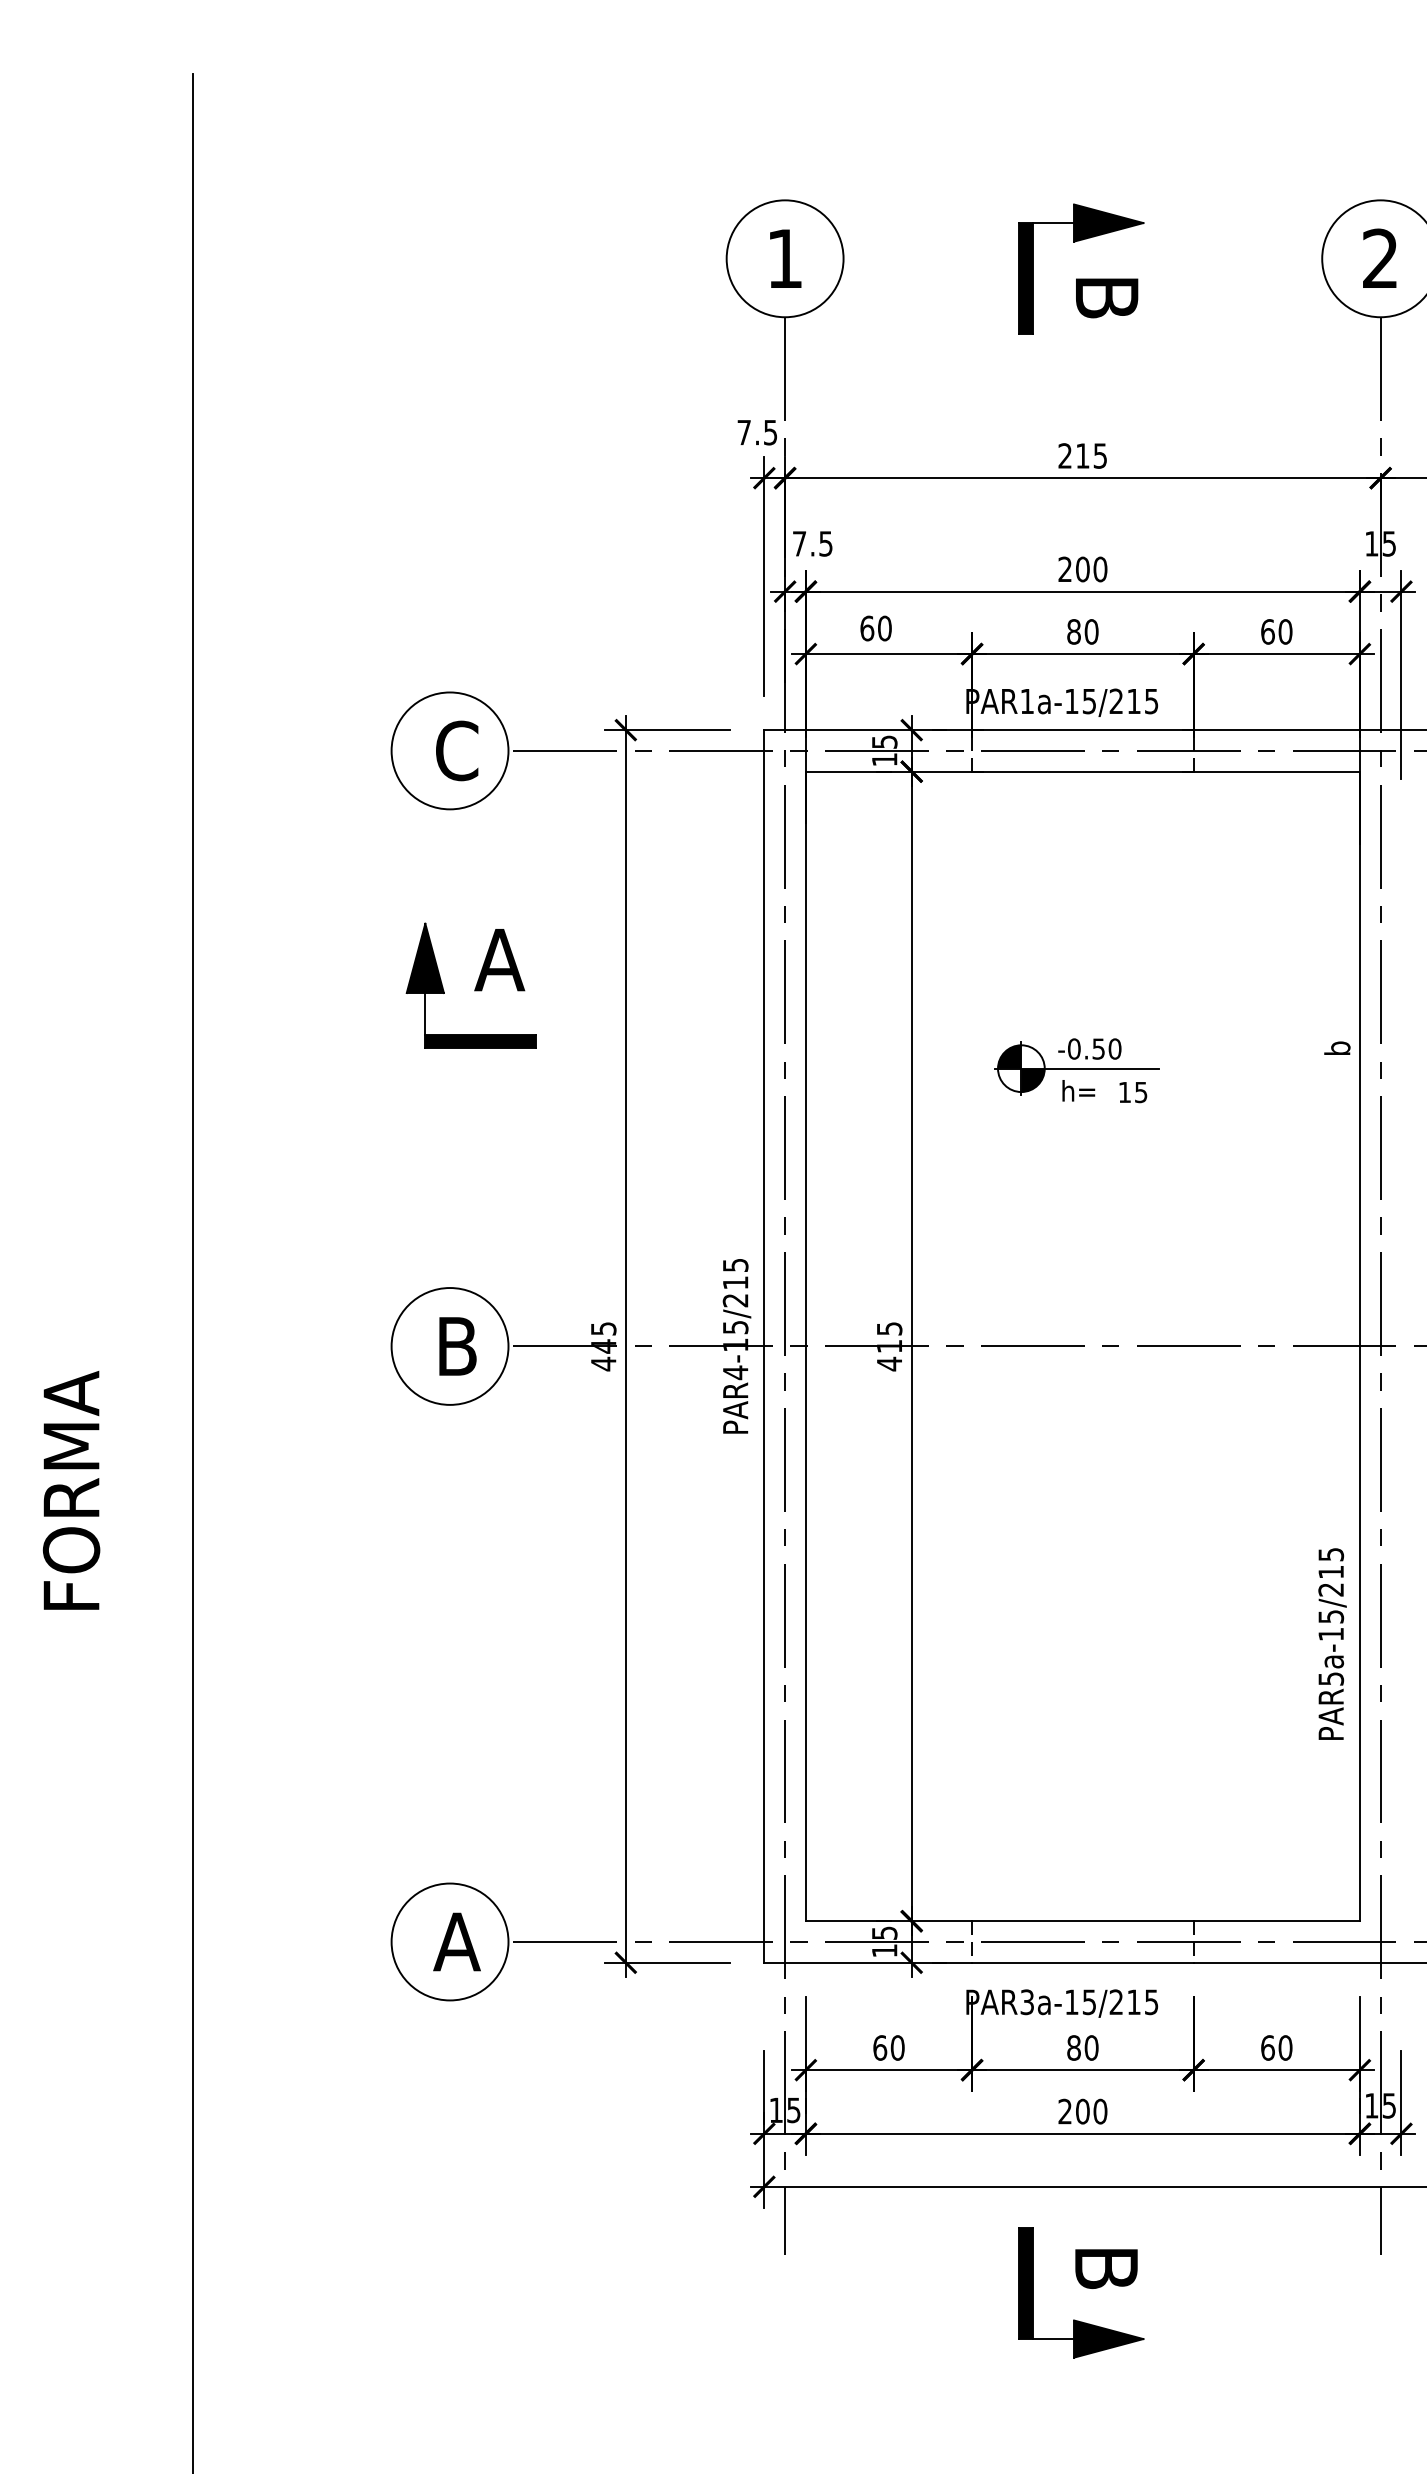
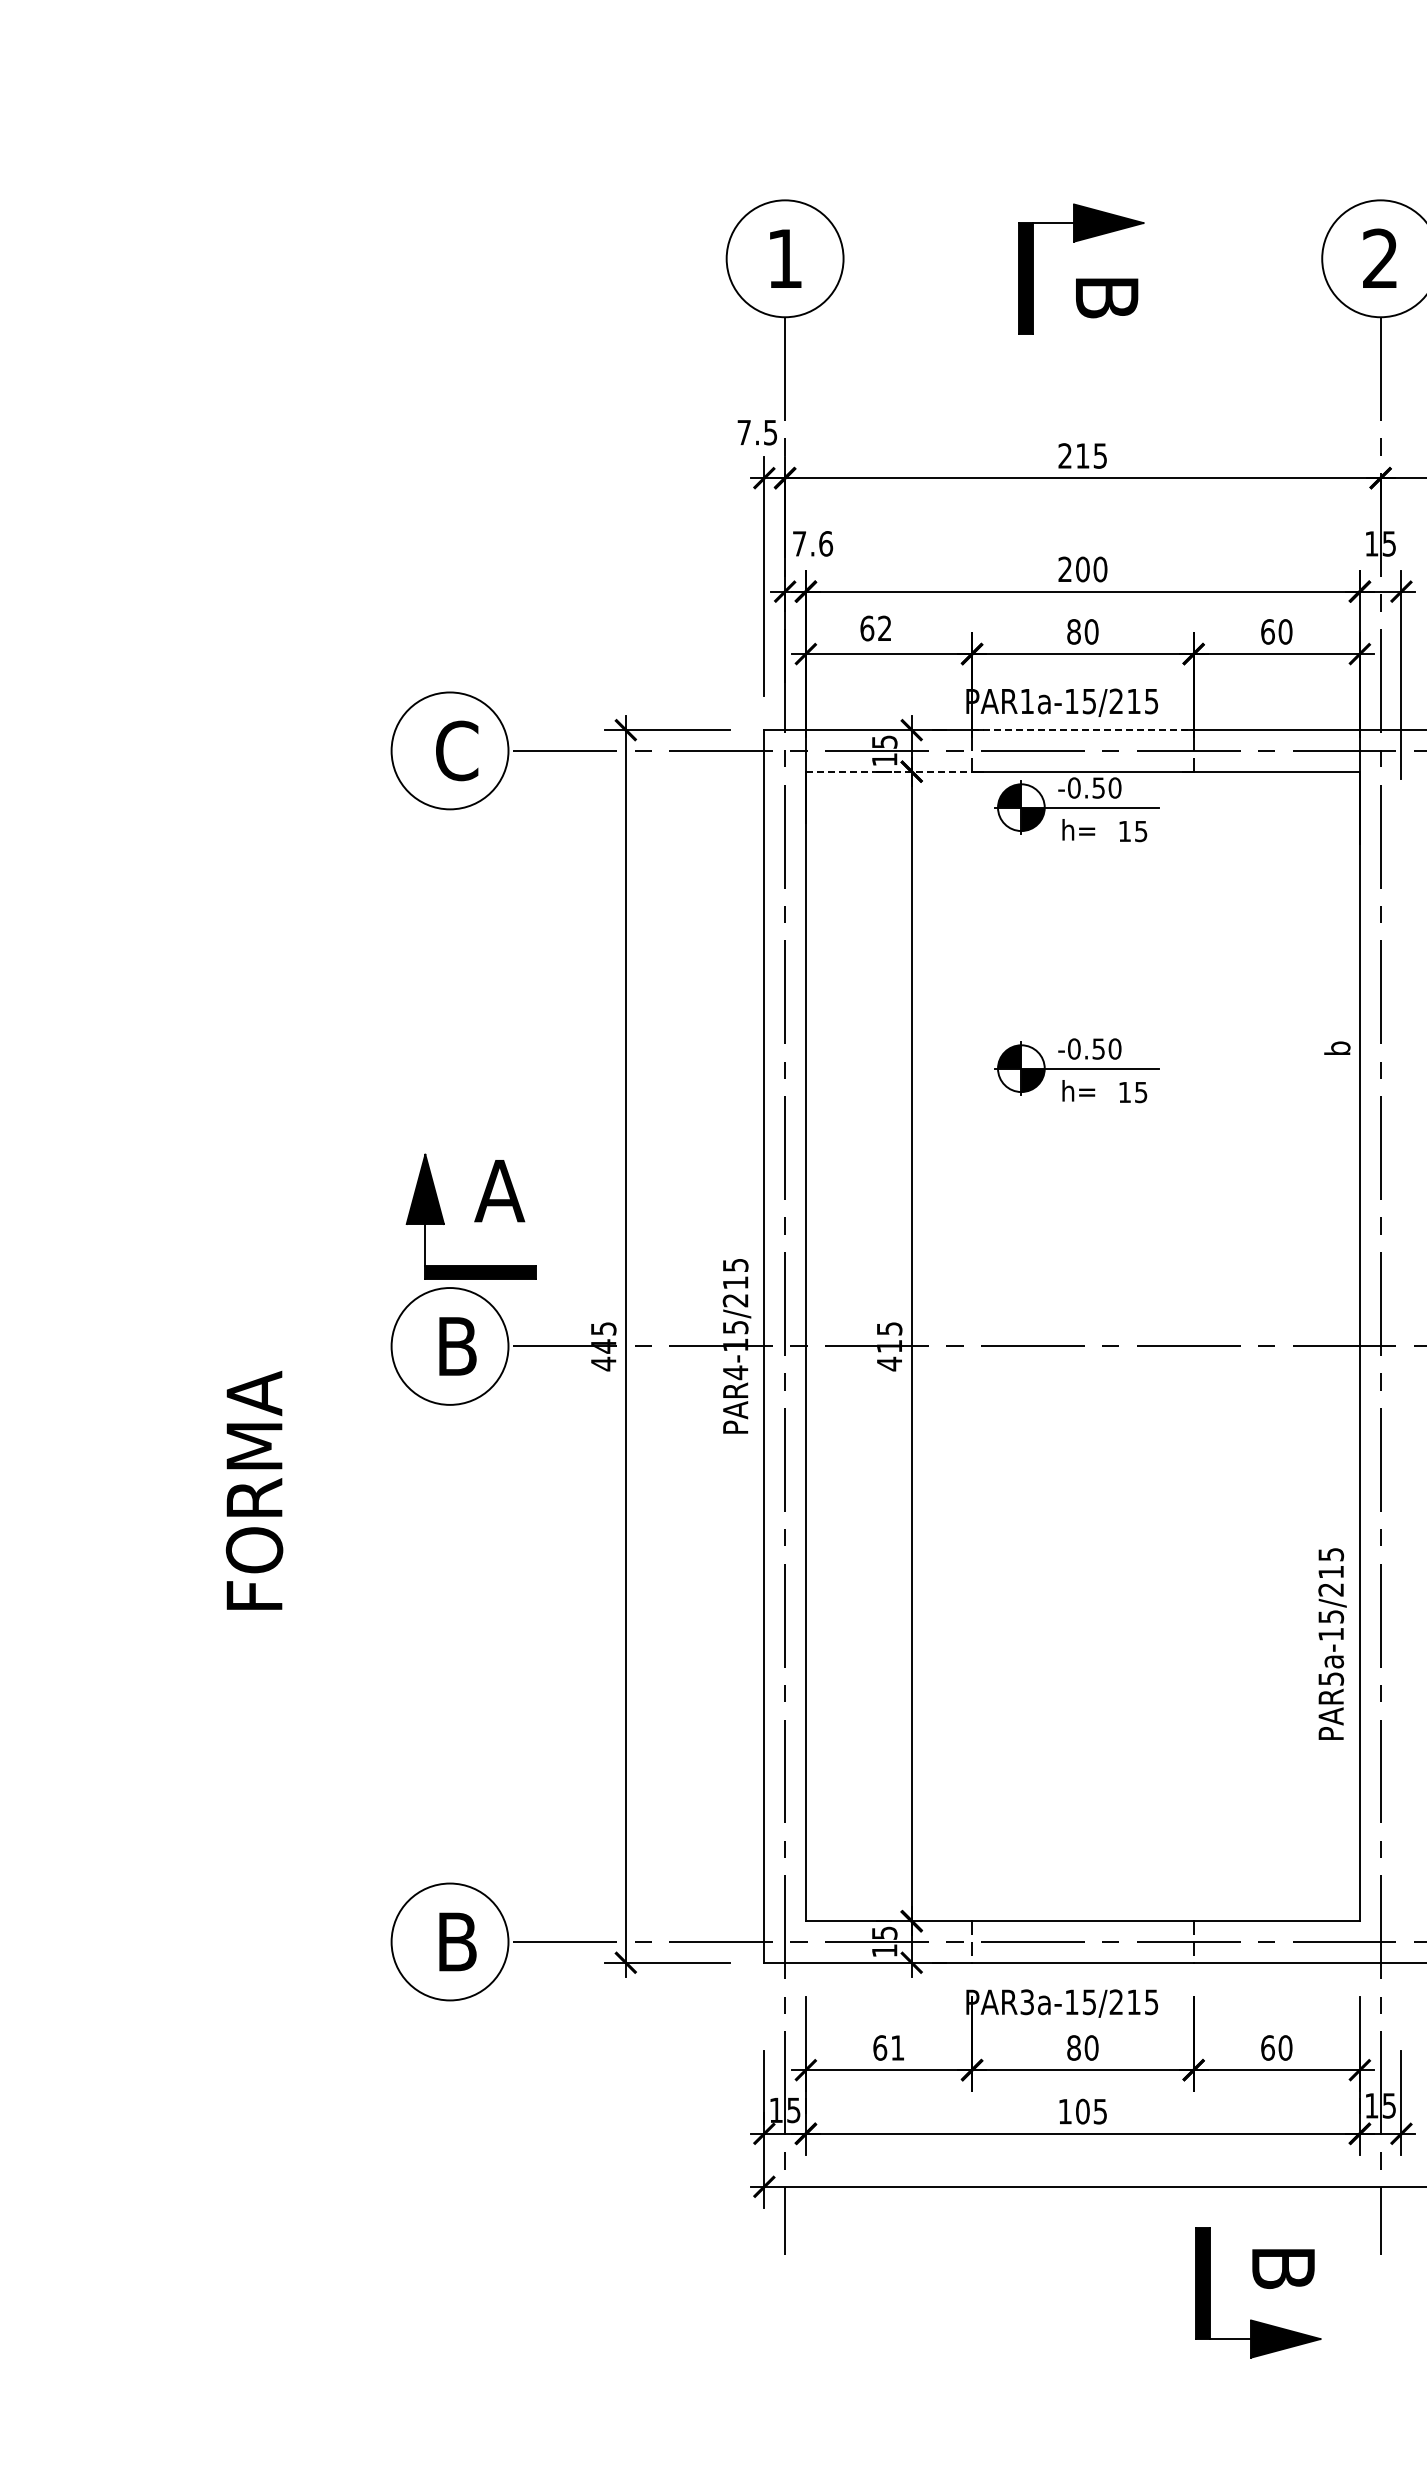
text: 7.5 -> 7.6 (826, 543)
text: 60 -> 62 (884, 628)
line: solid -> dashed (1082, 730)
line: solid -> dashed (889, 771)
part: none -> present (1076, 810)
part position: (444, 990) -> (444, 1221) (444, 1221)
line: present -> none (193, 1272)
text position: (71, 1490) -> (254, 1490) (254, 1490)
text: A -> B (456, 1941)
text: 60 -> 61 (897, 2047)
text: 200 -> 105 (1082, 2111)
part position: (1074, 2319) -> (1251, 2319) (1251, 2319)
